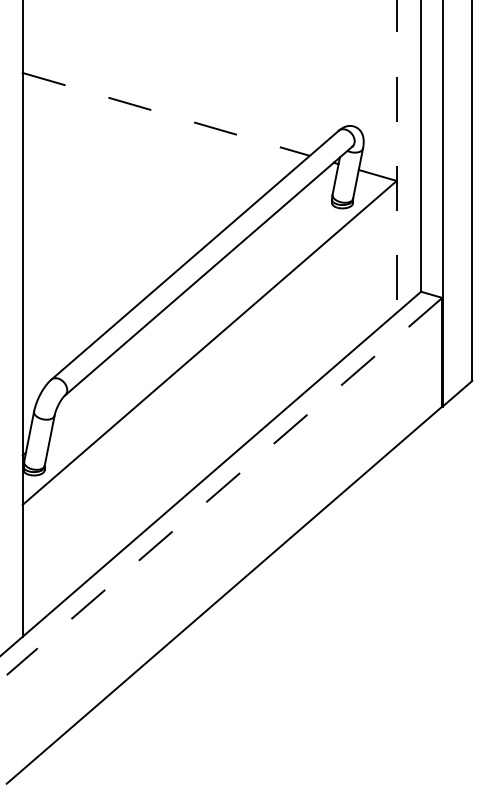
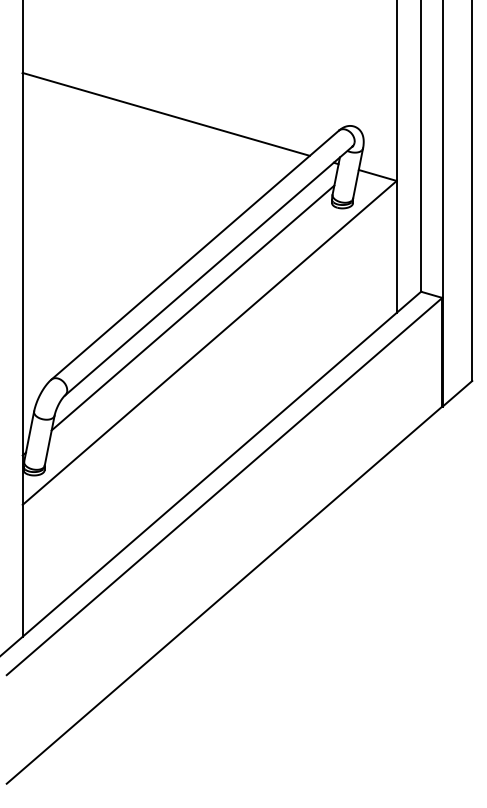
line: dashed -> solid (166, 114)
line: dashed -> solid (396, 156)
line: none -> present (192, 307)
line: dashed -> solid (224, 486)
